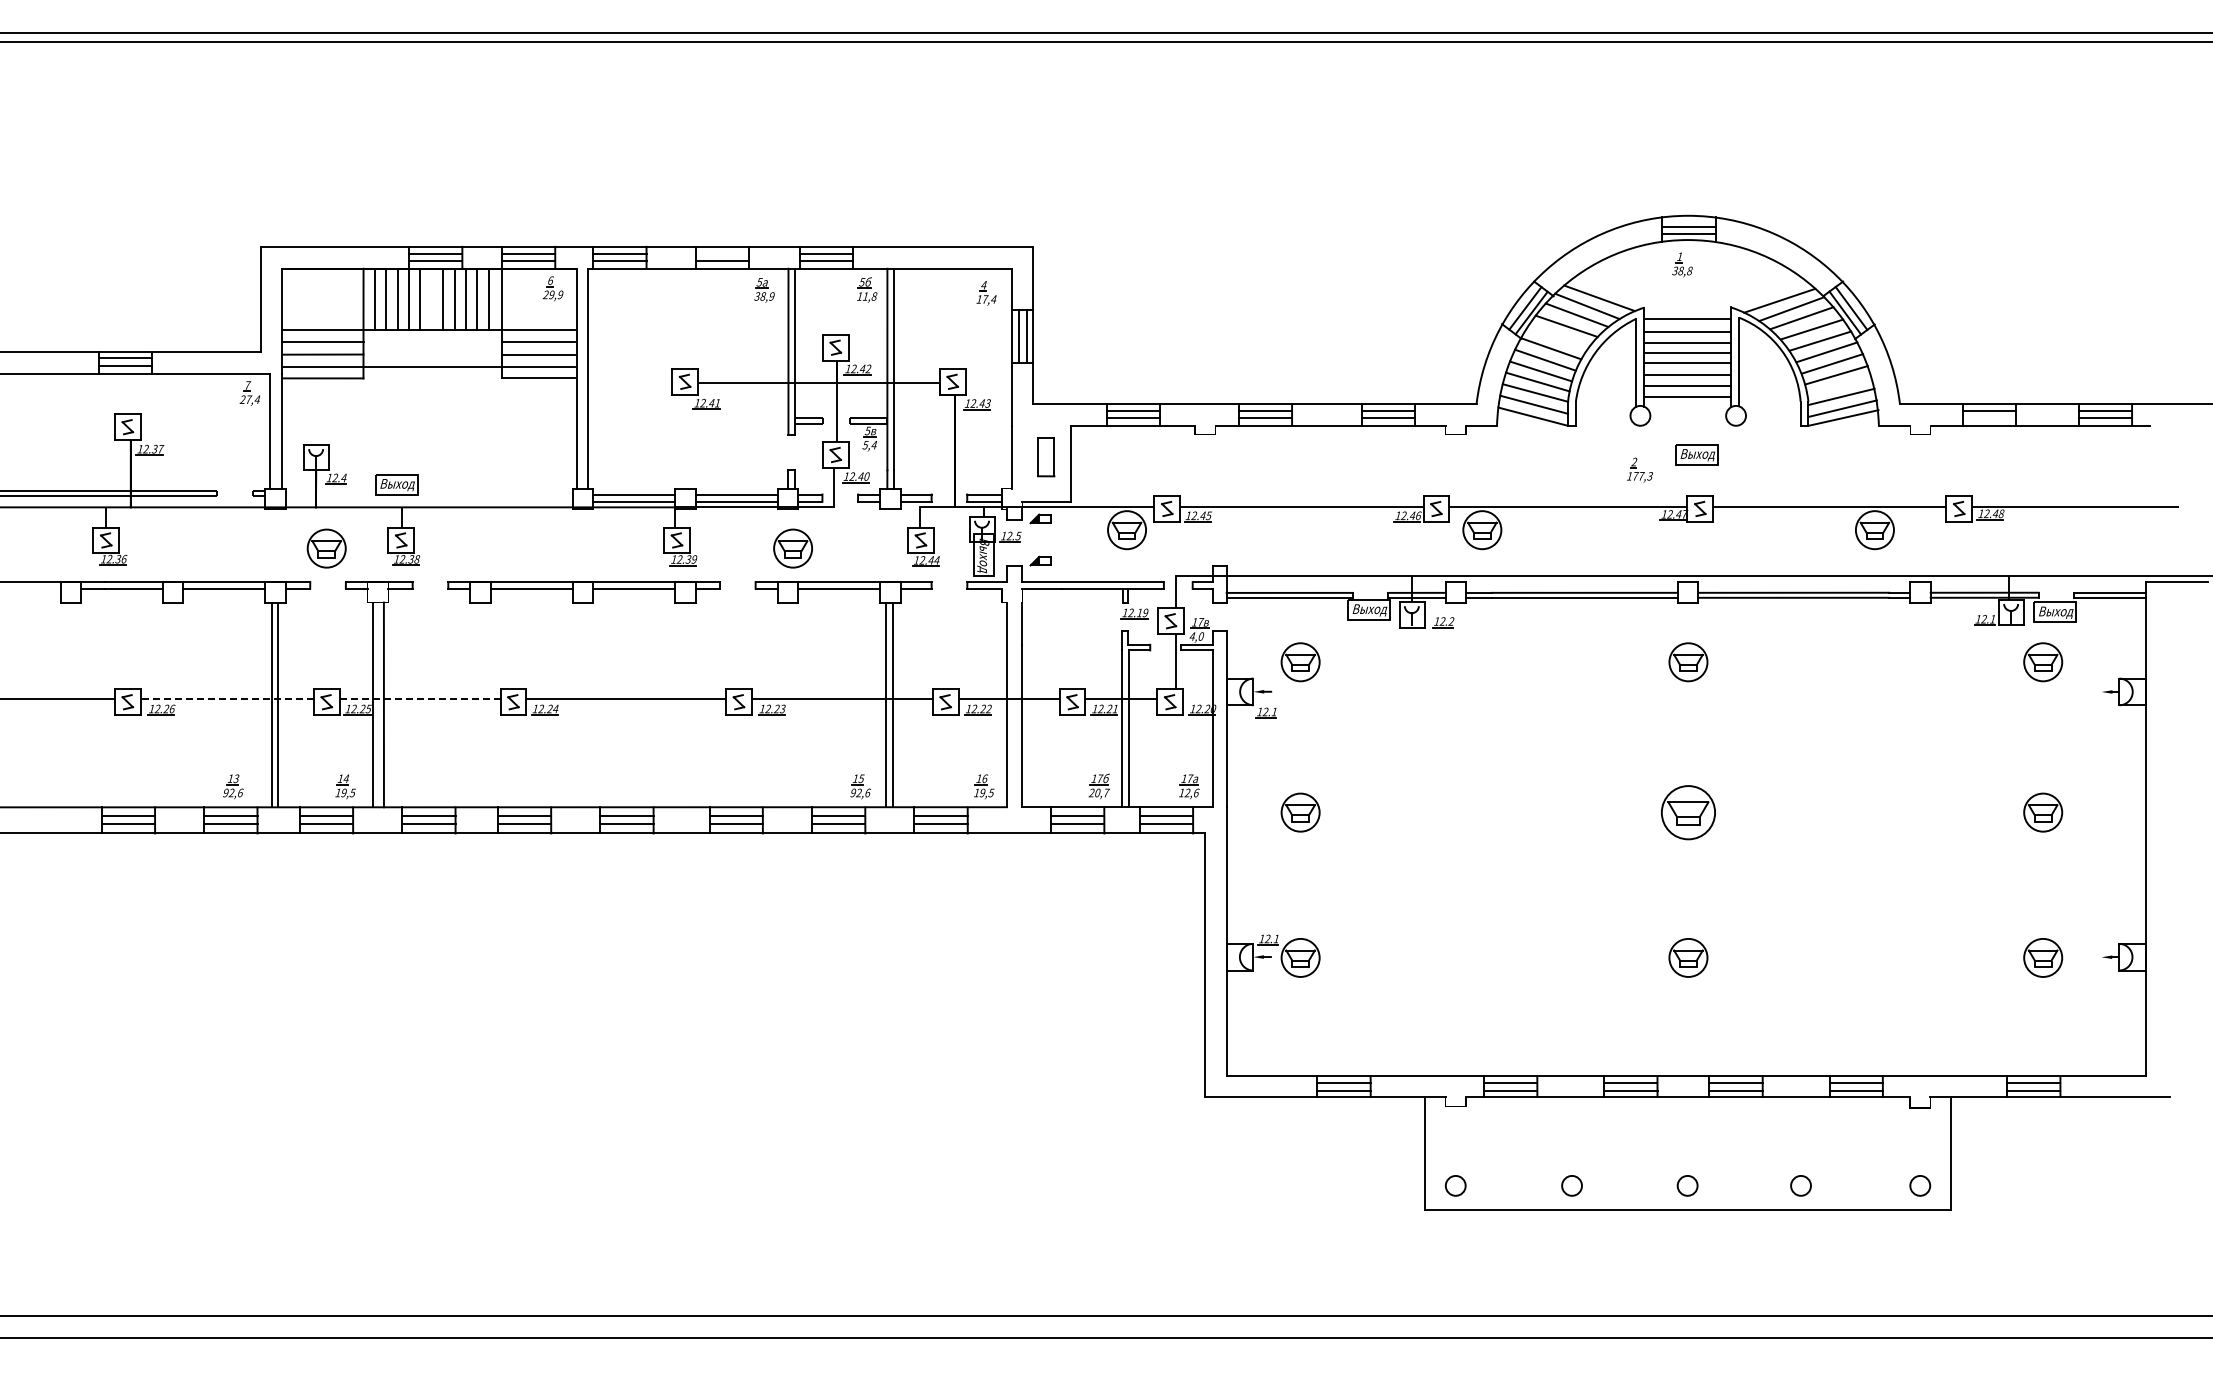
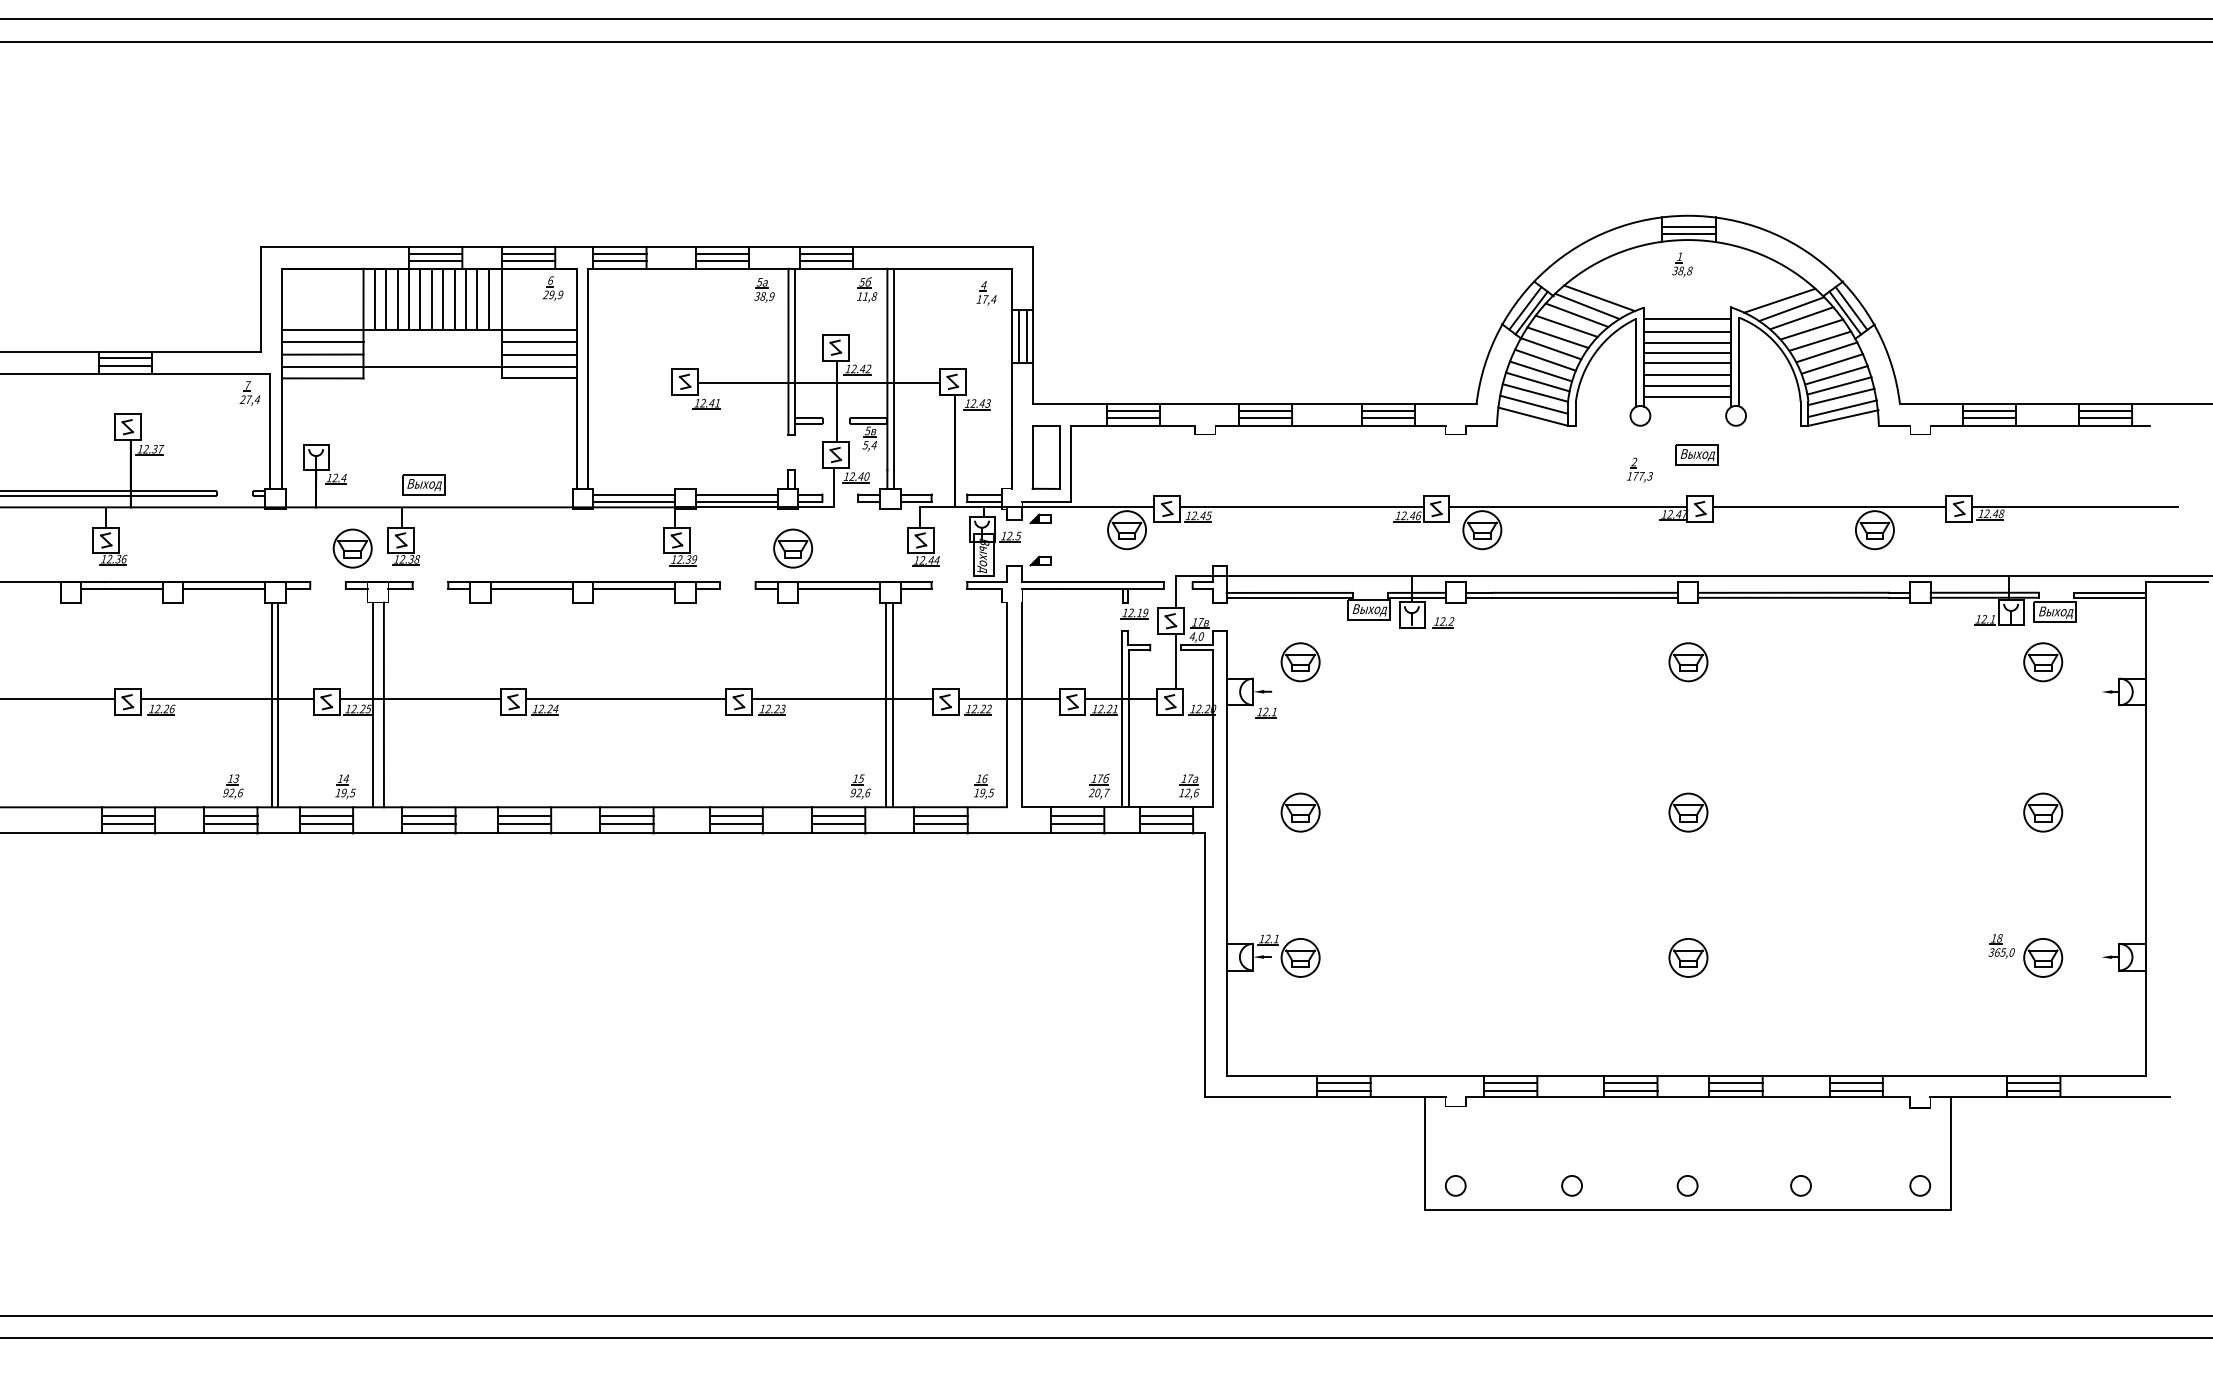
line position: (1105, 33) -> (1105, 19) (1105, 19)
line: none -> present (721, 253)
line: none -> present (431, 298)
line: none -> present (1557, 337)
line: none -> present (1839, 385)
line: none -> present (1988, 418)
part size: 19x41 px -> 30x65 px (1045, 457)
part position: (396, 484) -> (423, 484) (423, 484)
part position: (326, 548) -> (352, 548) (352, 548)
line: dashed -> solid (227, 699)
line: dashed -> solid (420, 699)
part size: 56x56 px -> 41x41 px (1688, 812)
part: none -> present (2001, 946)
